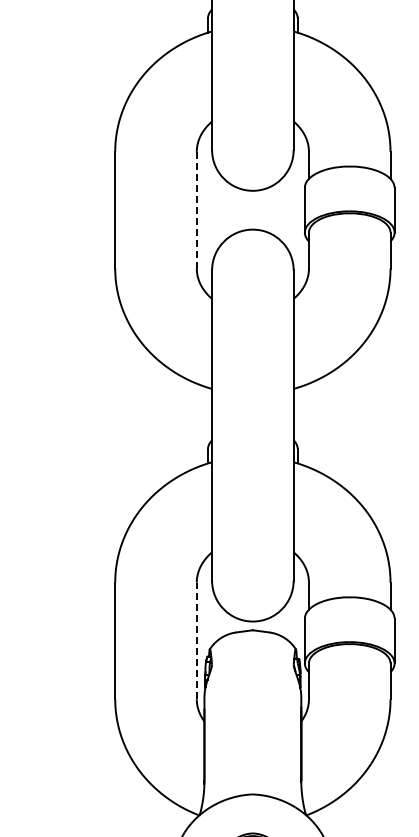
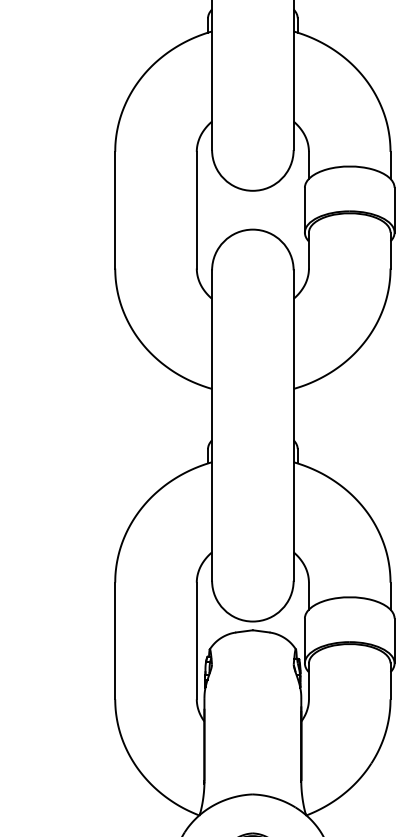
line: dashed -> solid (196, 209)
line: dashed -> solid (196, 640)
